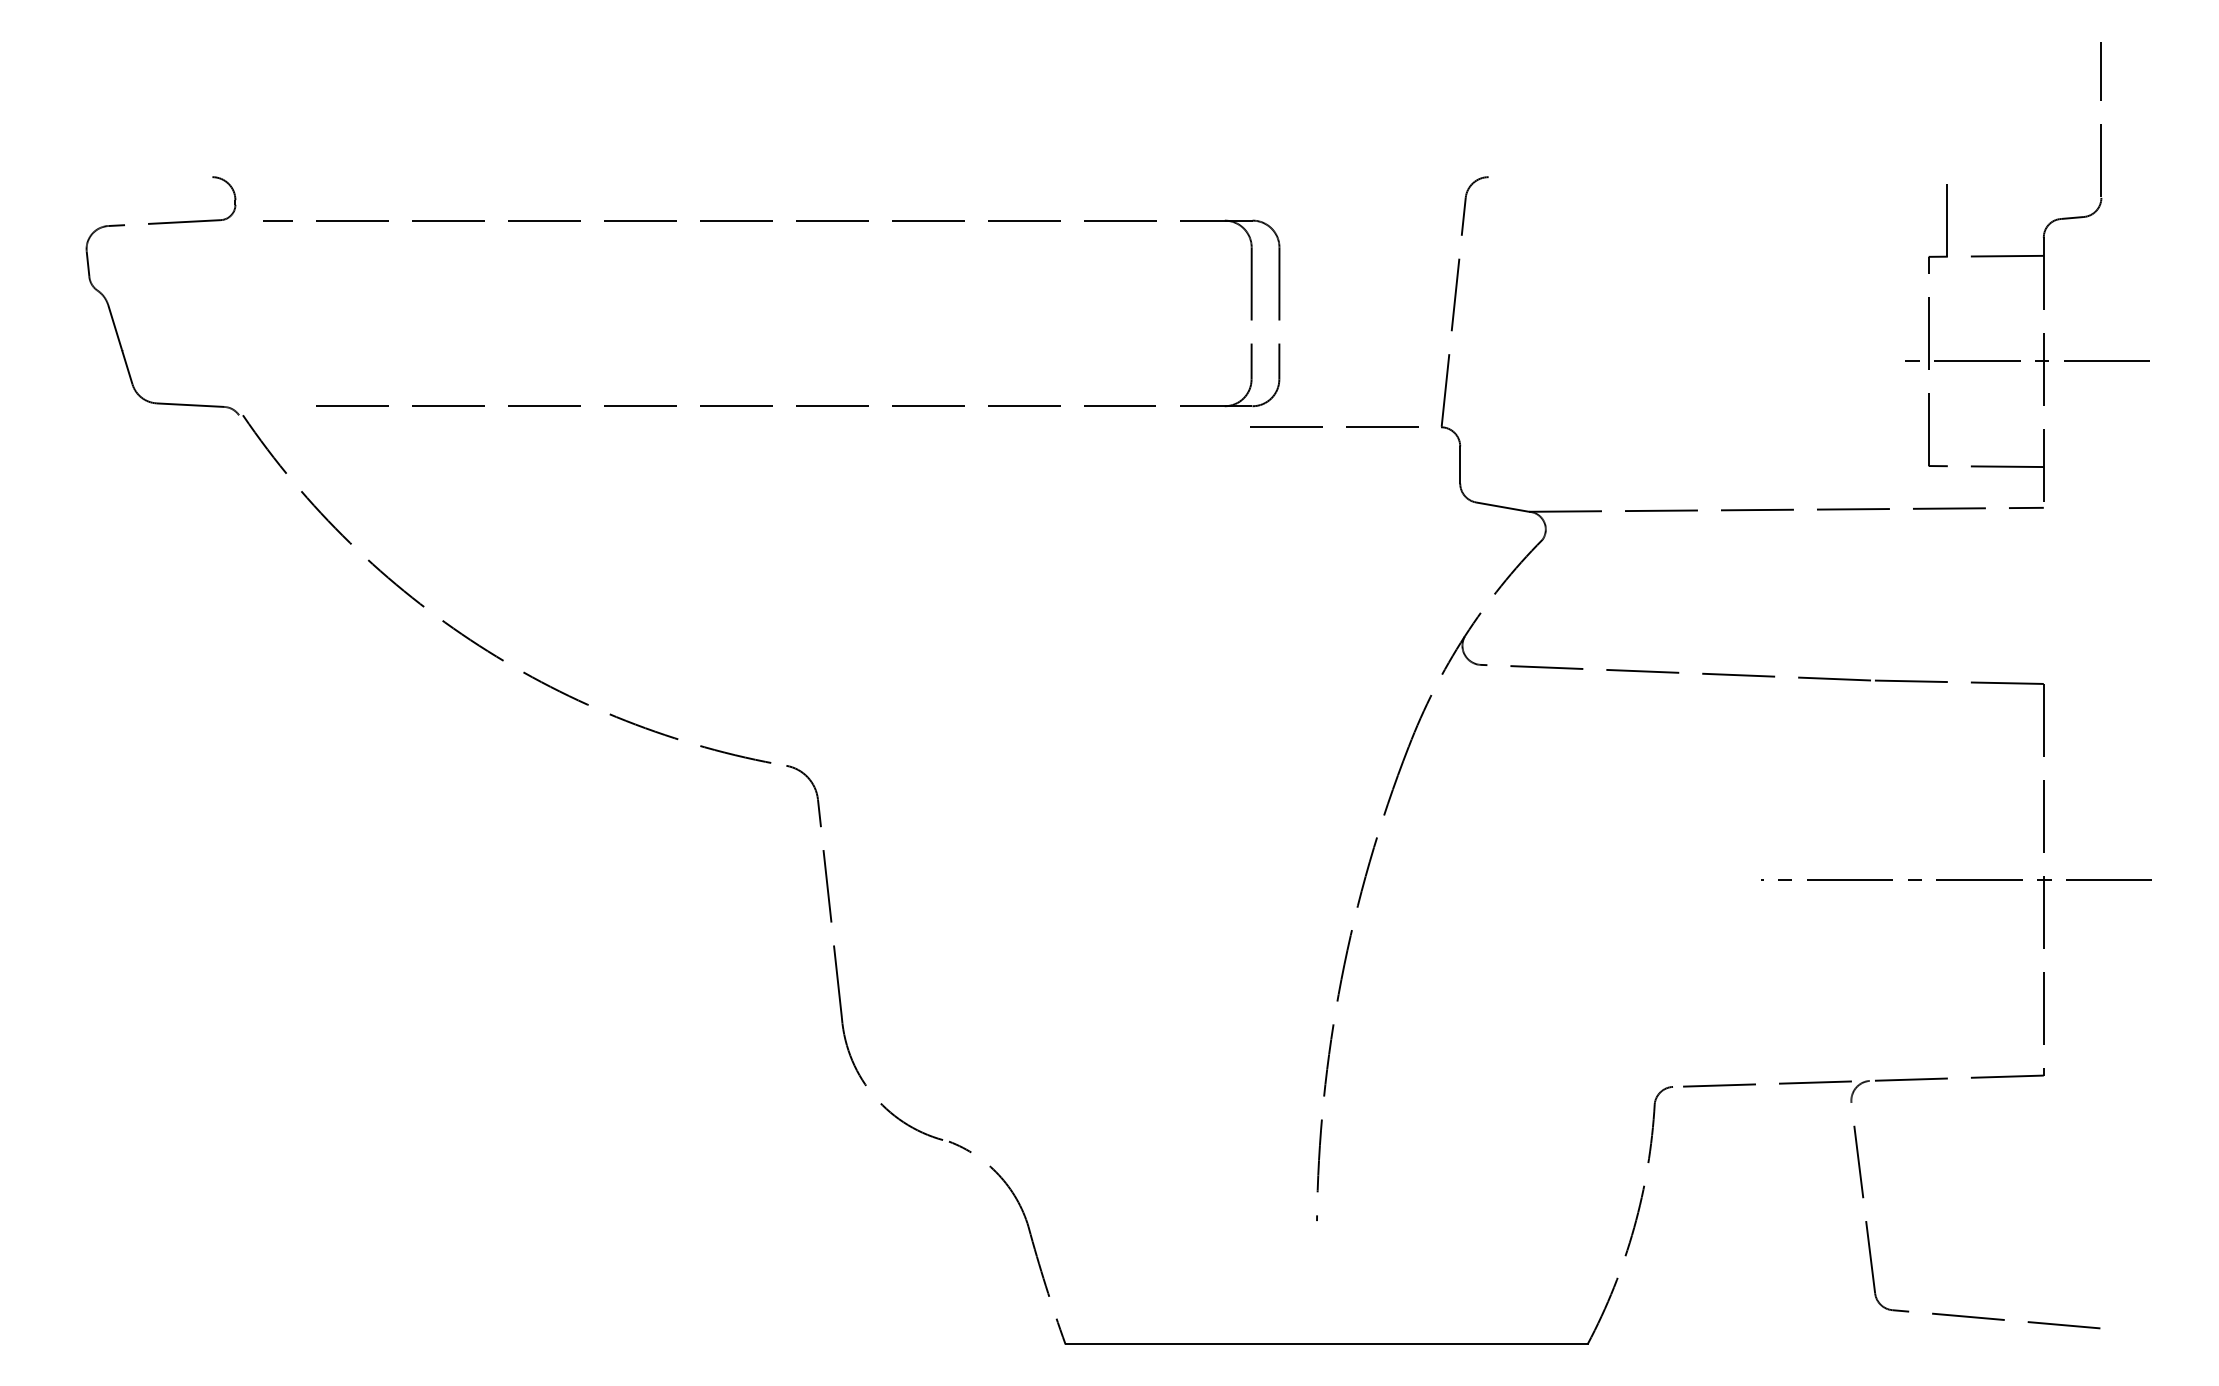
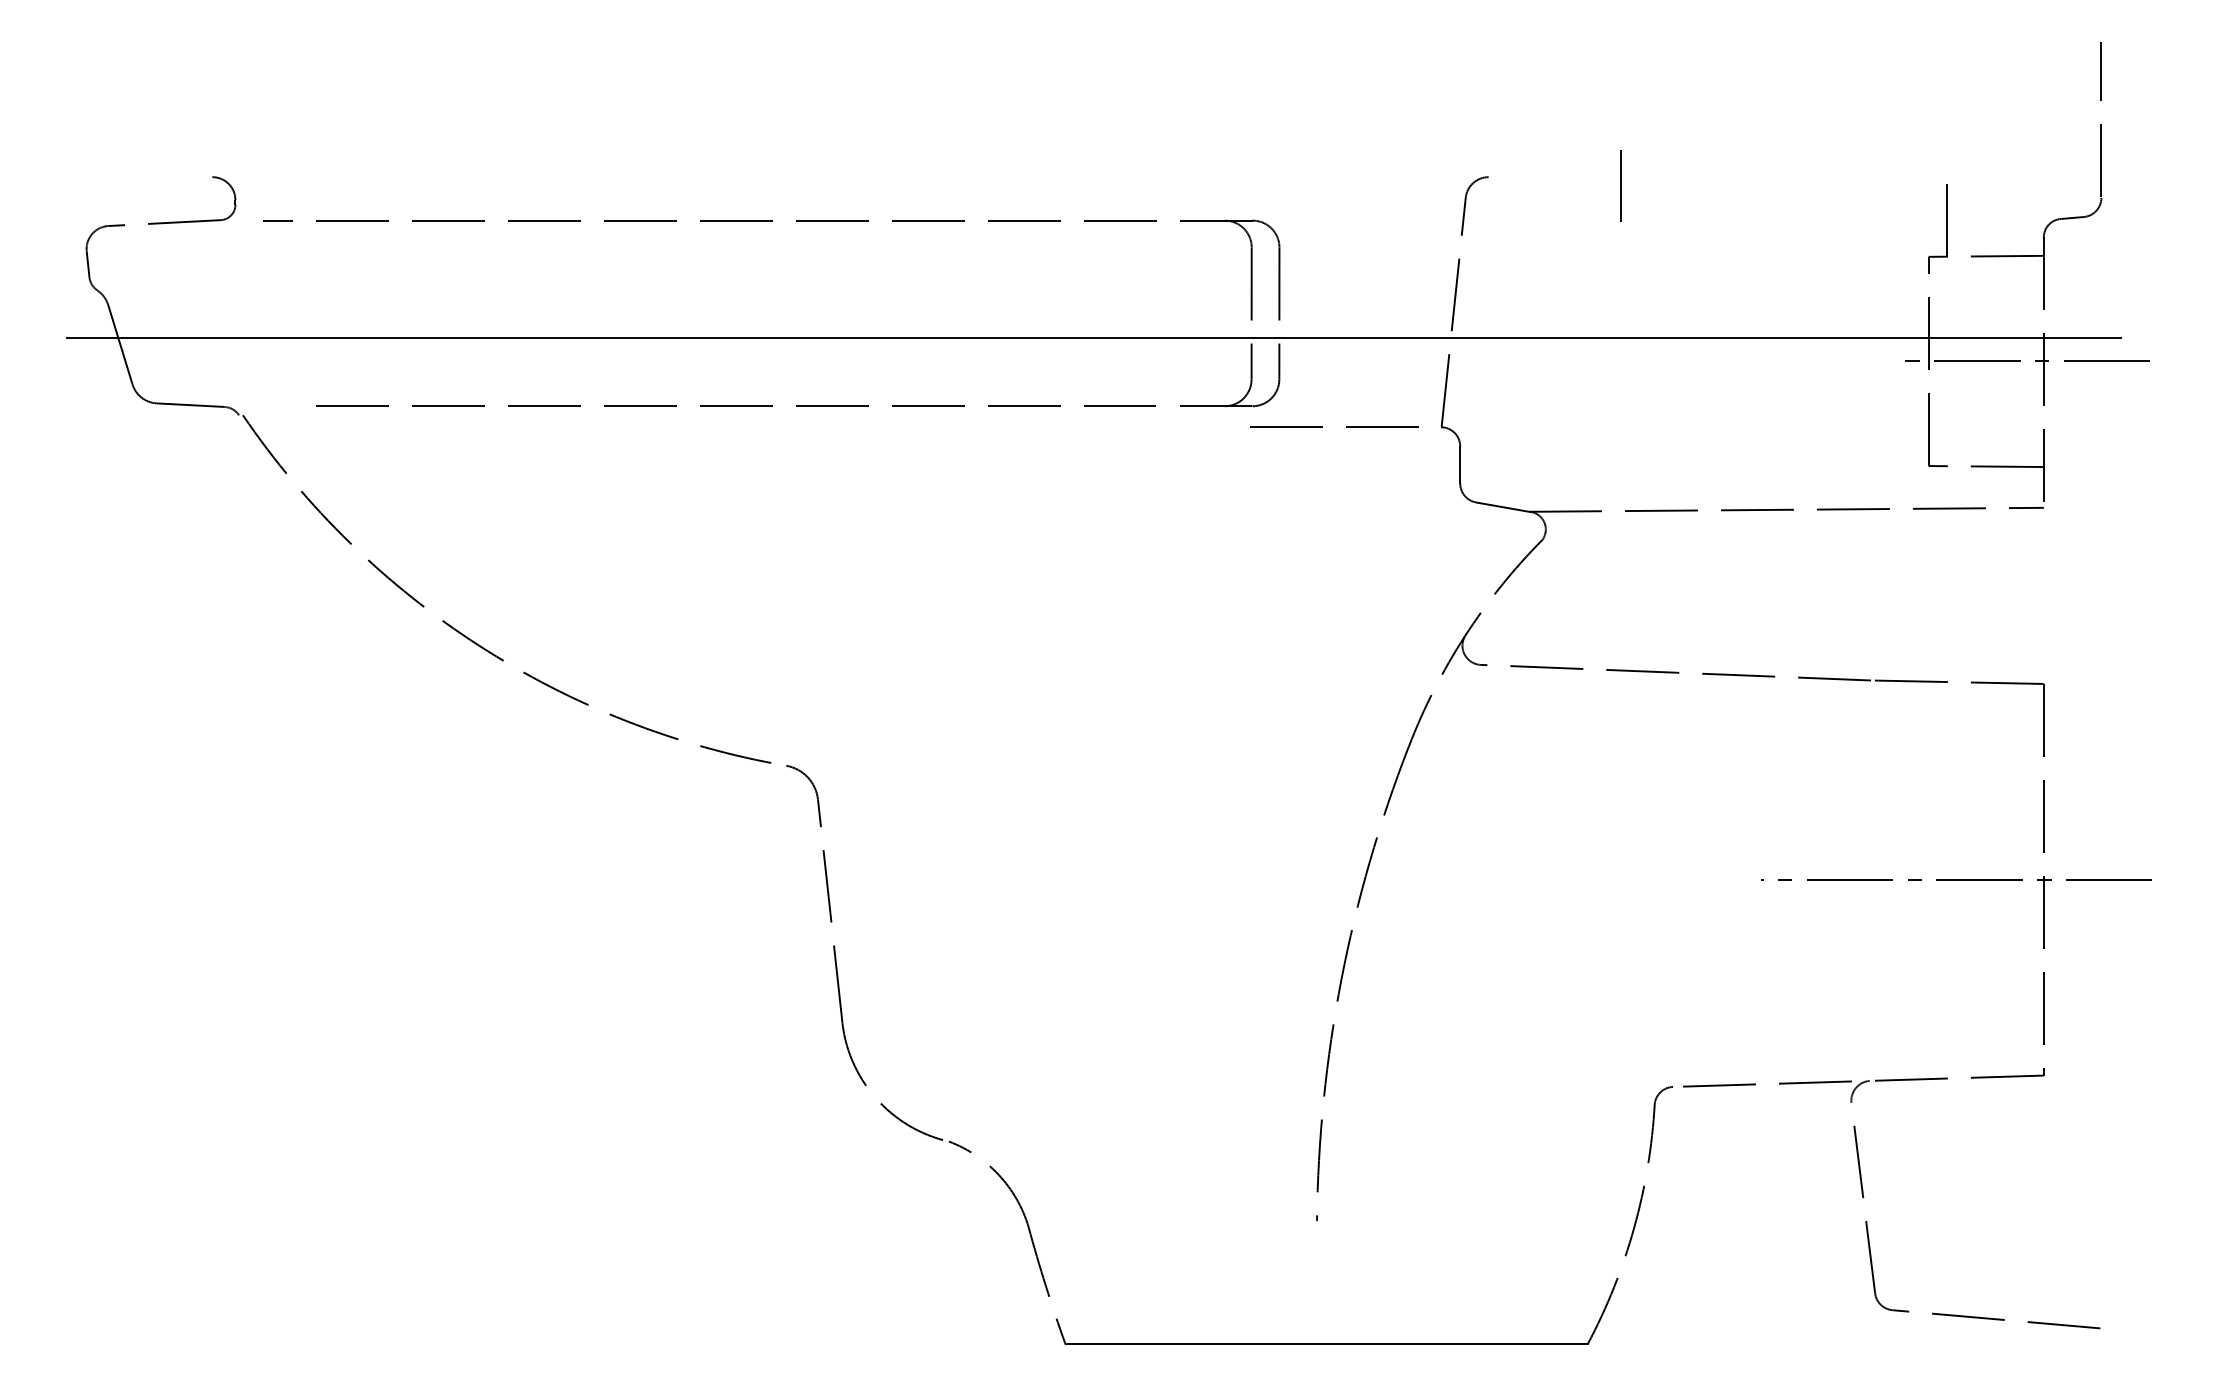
line: none -> present (1620, 185)
line: none -> present (1093, 338)
